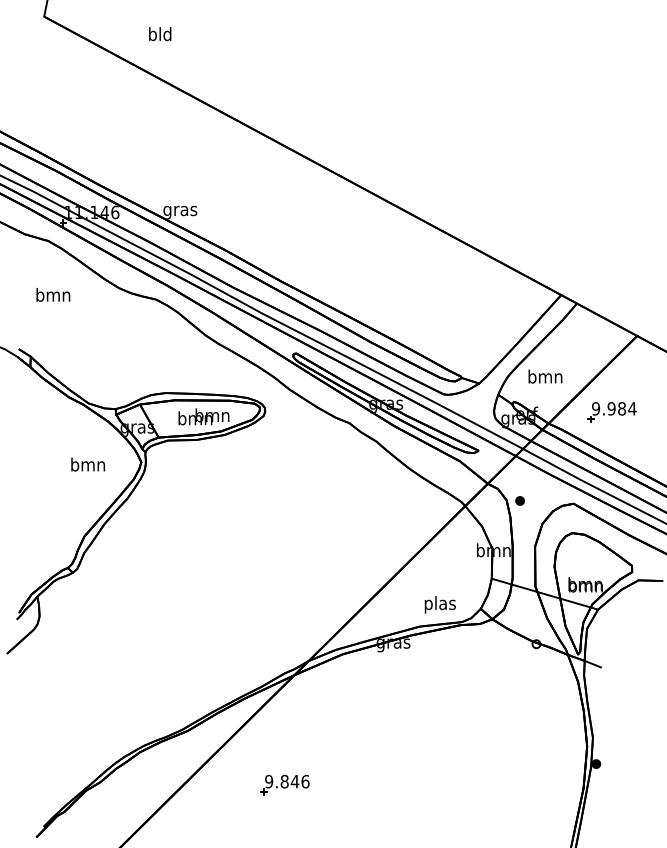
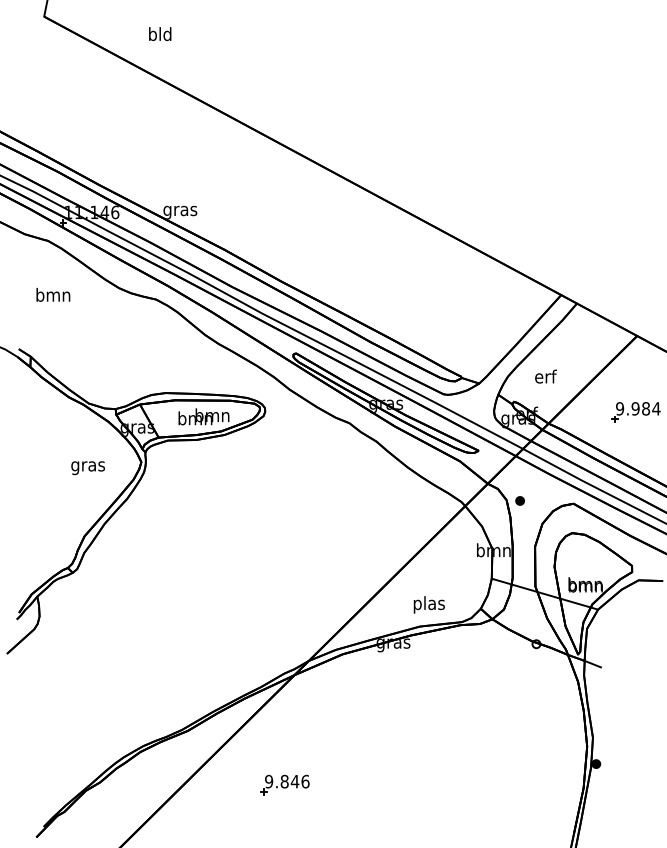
text: bmn -> erf (545, 376)
part position: (611, 412) -> (635, 412) (635, 412)
text: bmn -> gras (87, 466)
text position: (439, 604) -> (428, 604) (428, 604)
